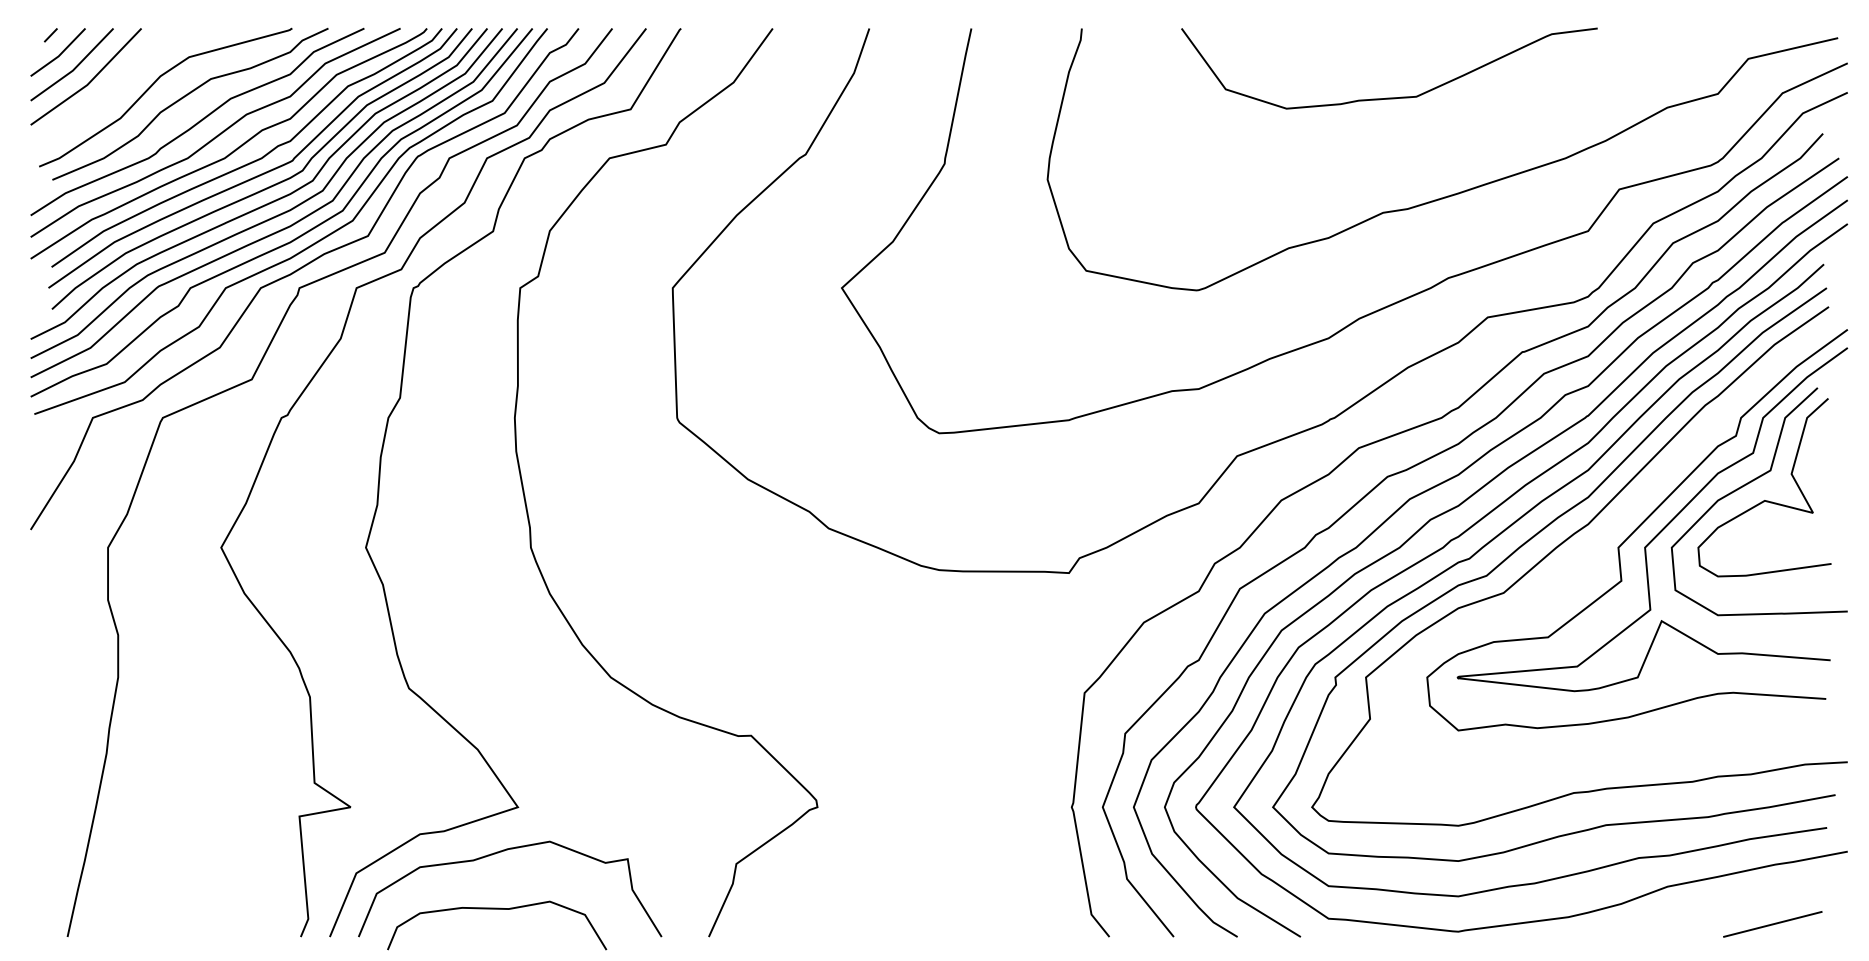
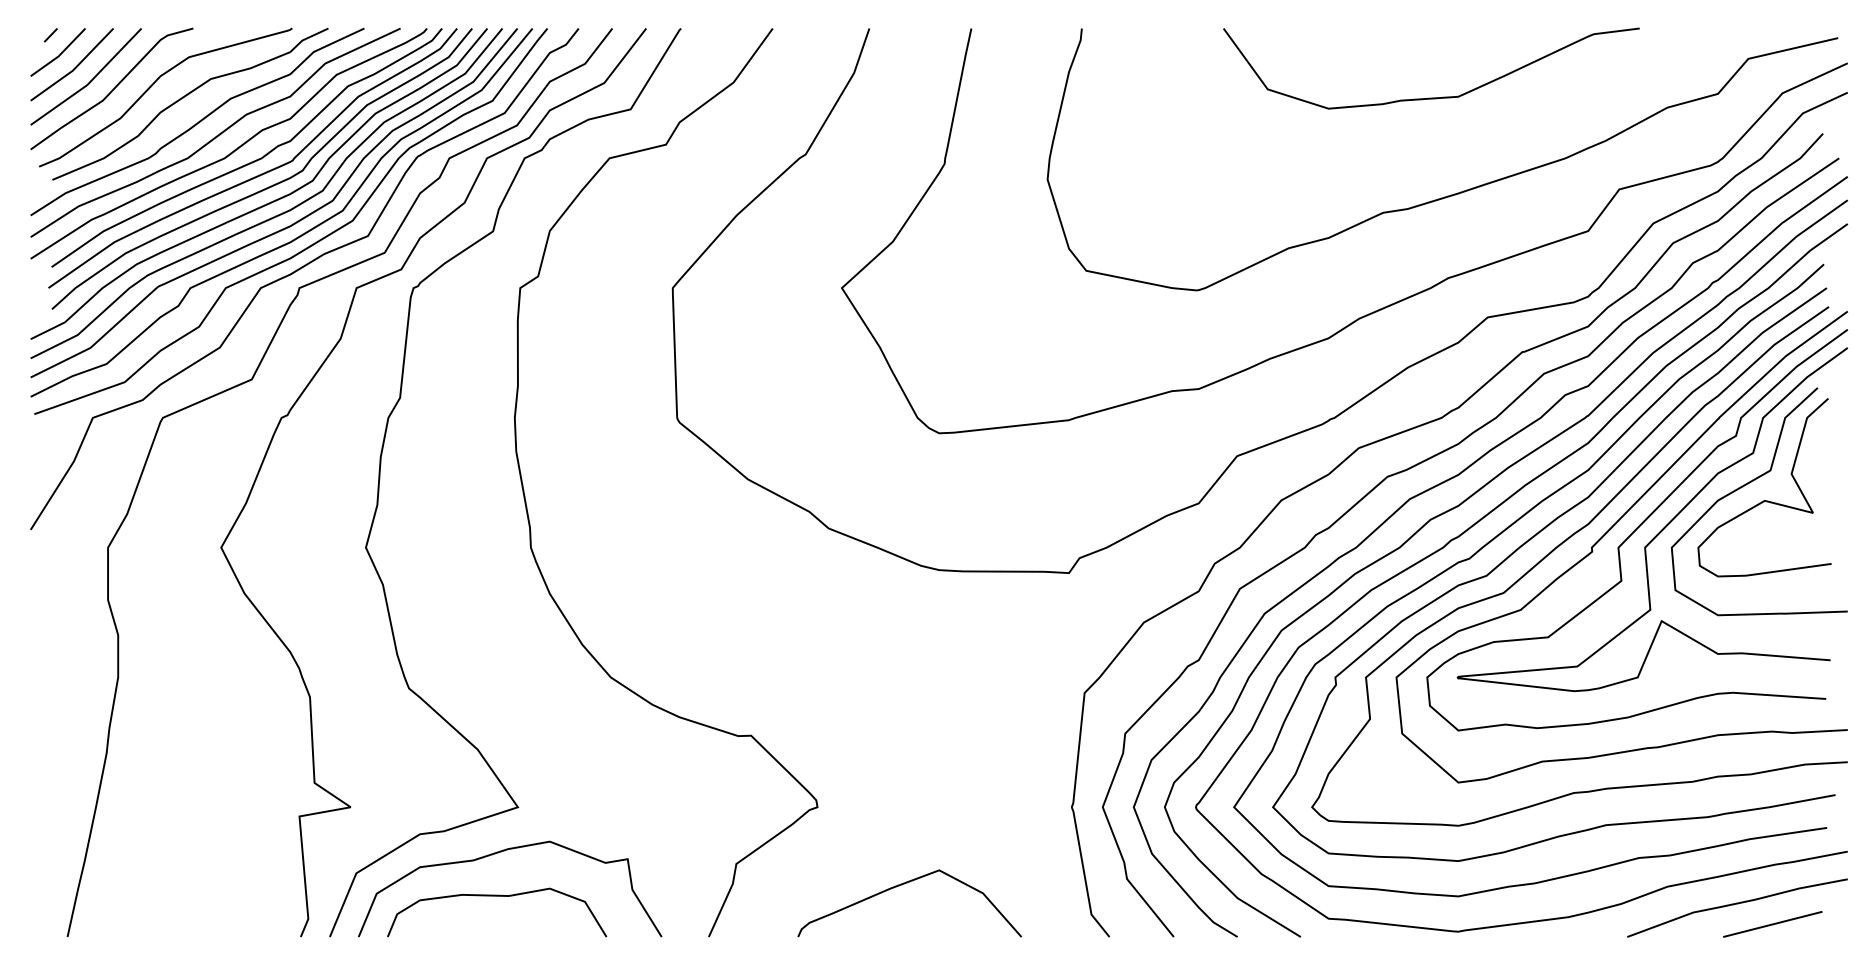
curve: none -> present (112, 89)
curve position: (1389, 97) -> (1431, 97) (1431, 97)
curve: none -> present (1607, 533)
curve: none -> present (902, 885)
curve: none -> present (1737, 904)
curve position: (497, 909) -> (497, 896) (497, 896)
